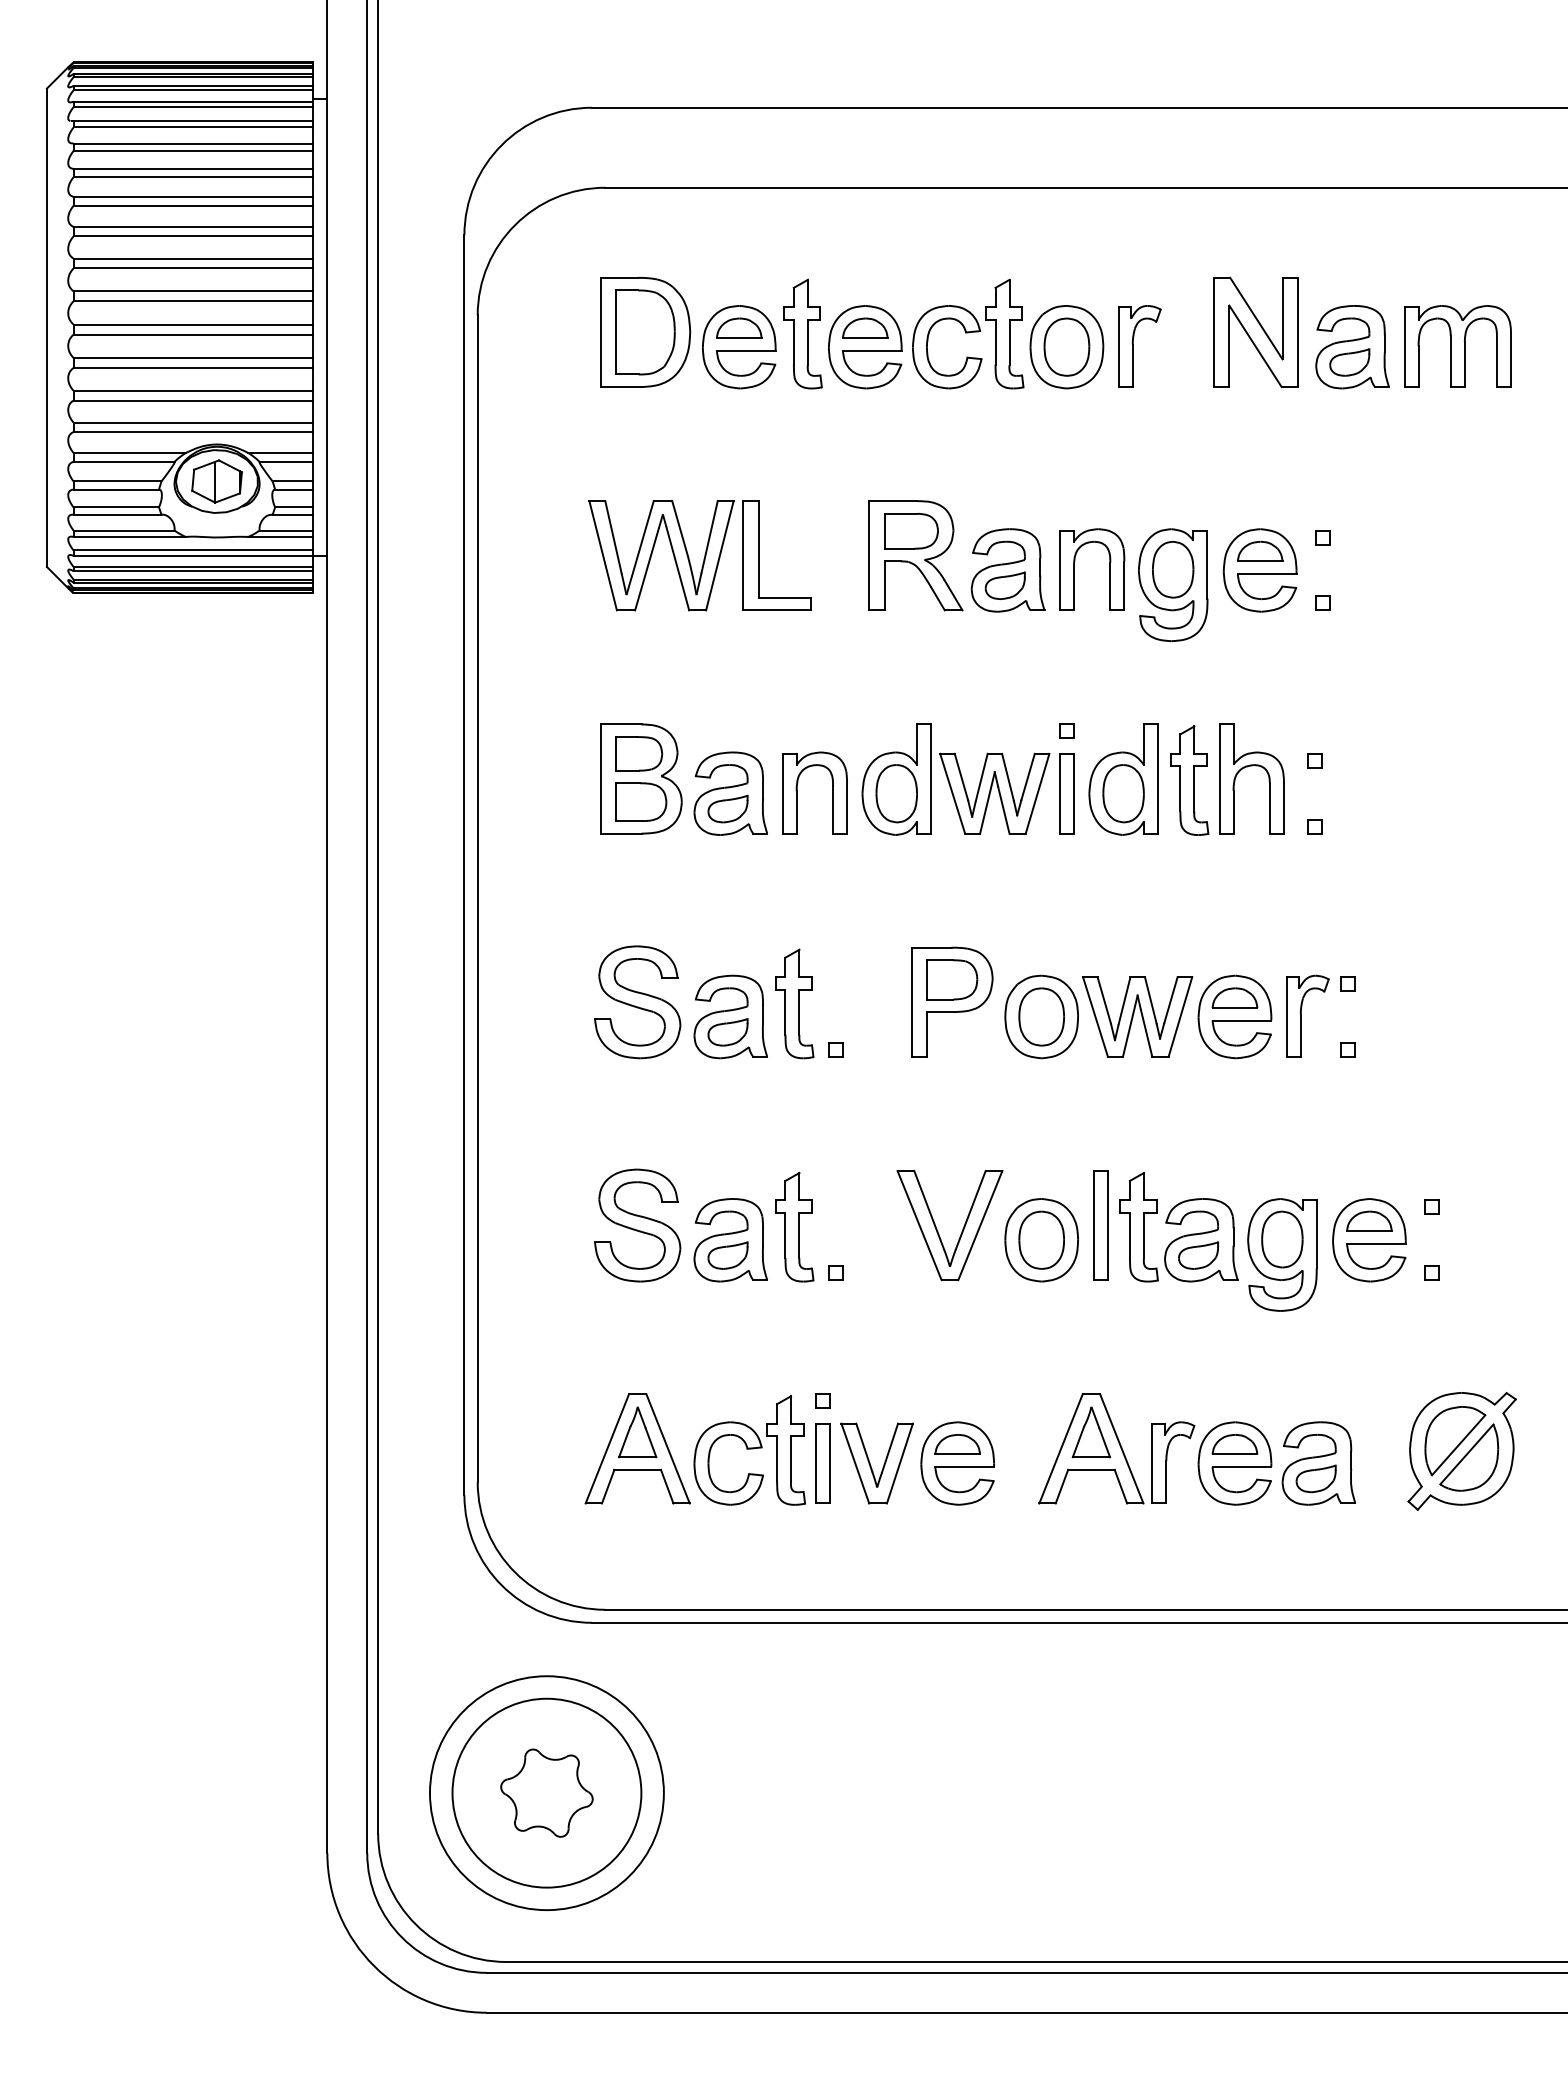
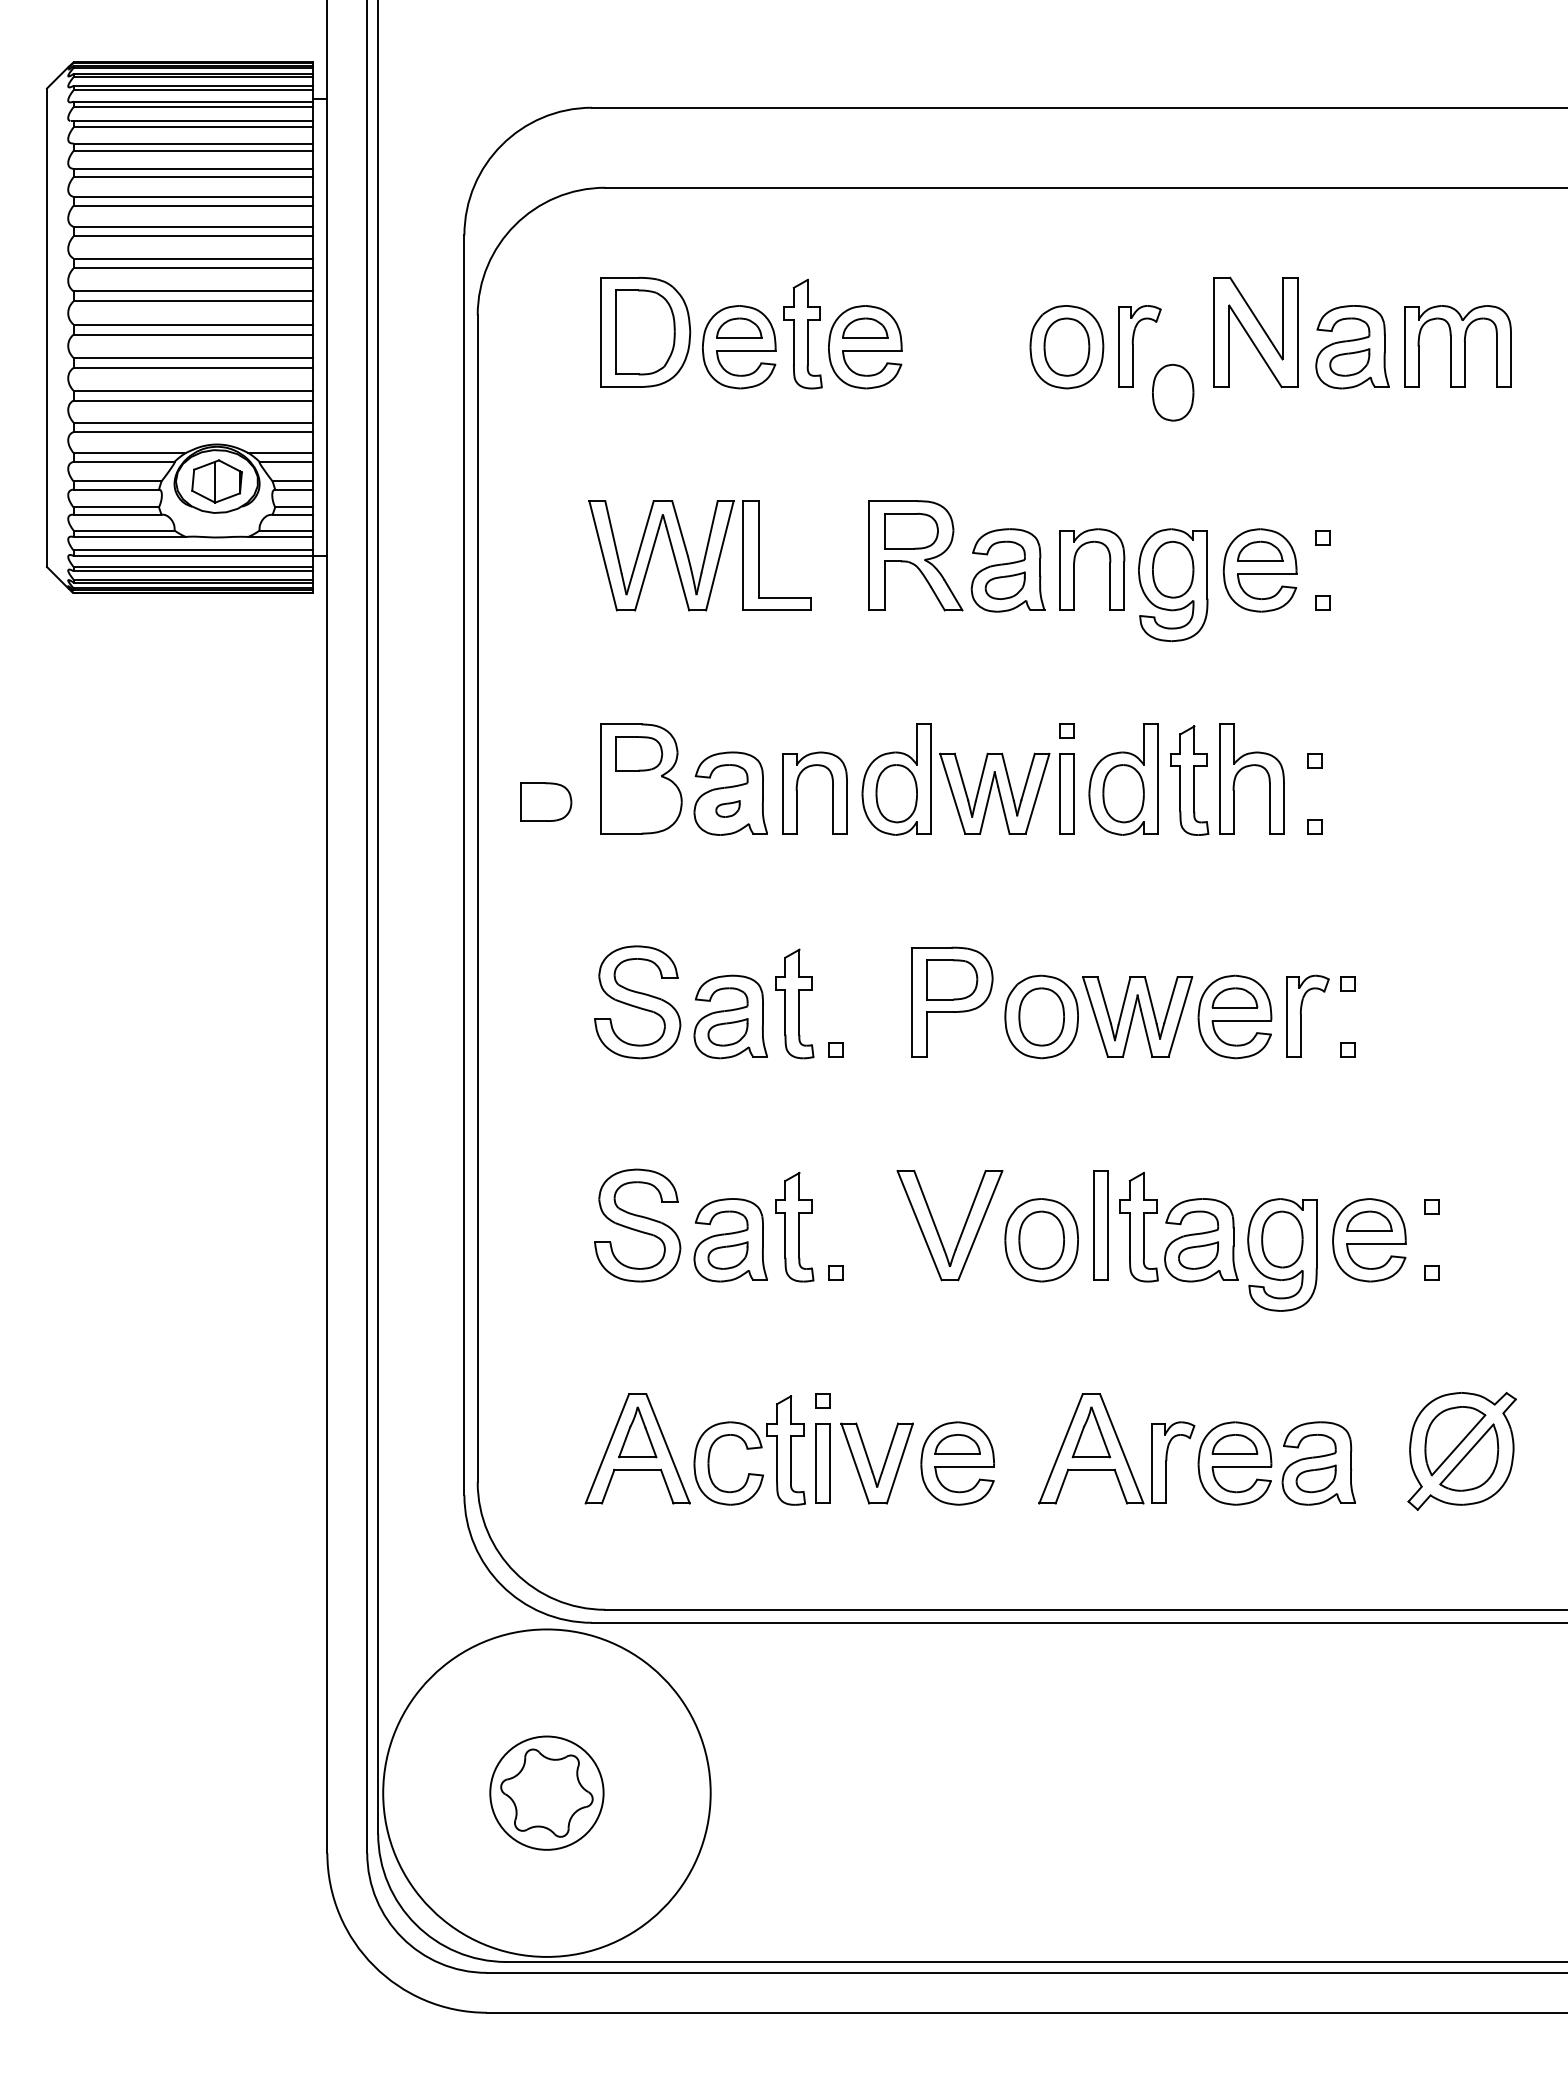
part: present -> none (968, 333)
part: none -> present (1173, 392)
part position: (641, 801) -> (546, 801) (546, 801)
part size: 42x30 px -> 26x18 px (727, 808)
circle diameter: 189 px -> 113 px (546, 1792)
circle diameter: 234 px -> 327 px (546, 1792)
